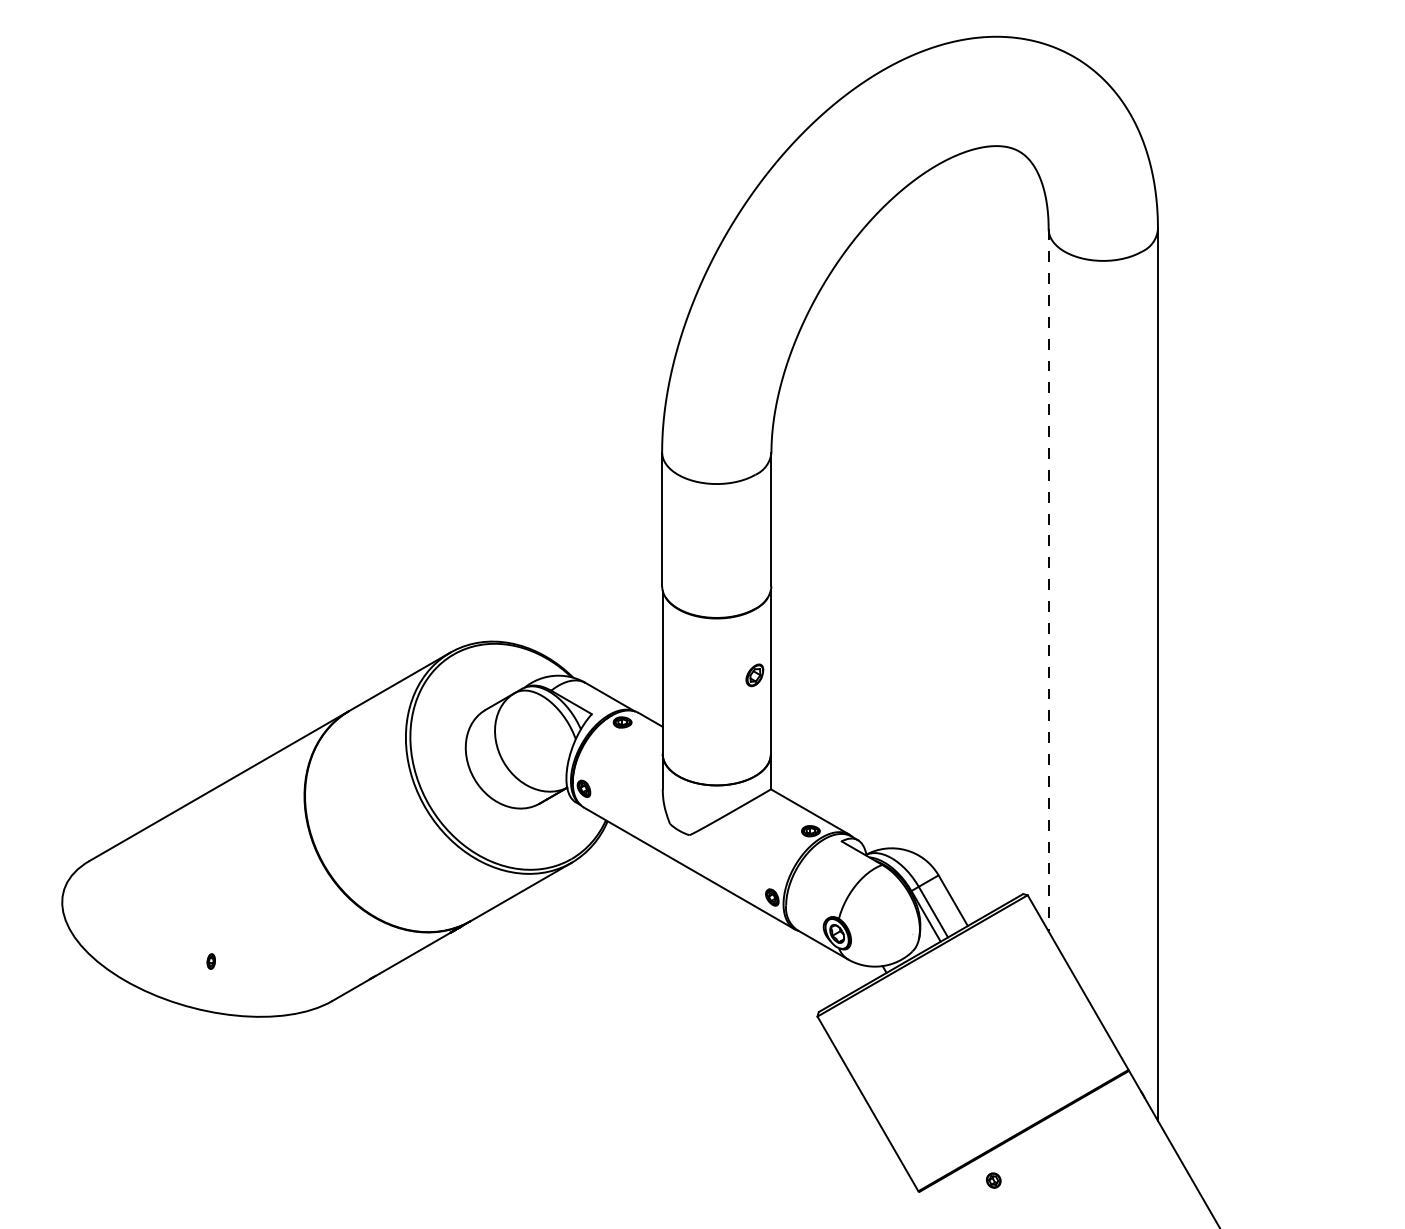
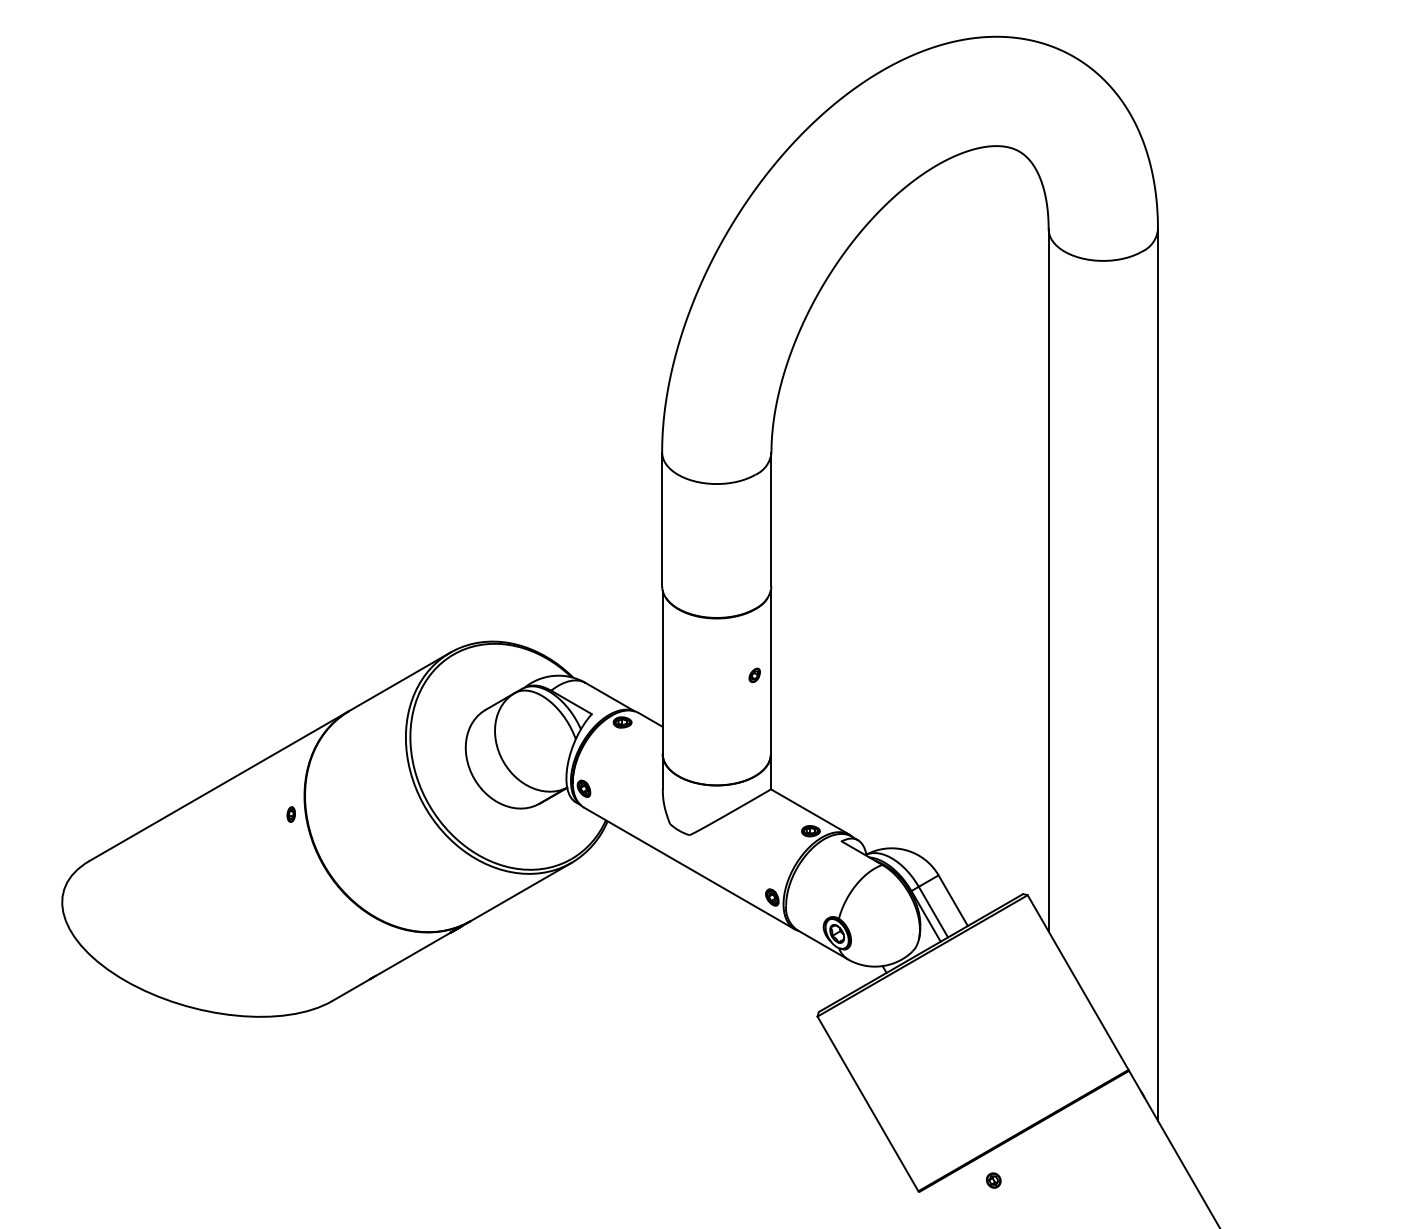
line: dashed -> solid (1048, 580)
part size: 20x25 px -> 13x17 px (754, 675)
part position: (210, 961) -> (290, 814) (290, 814)
